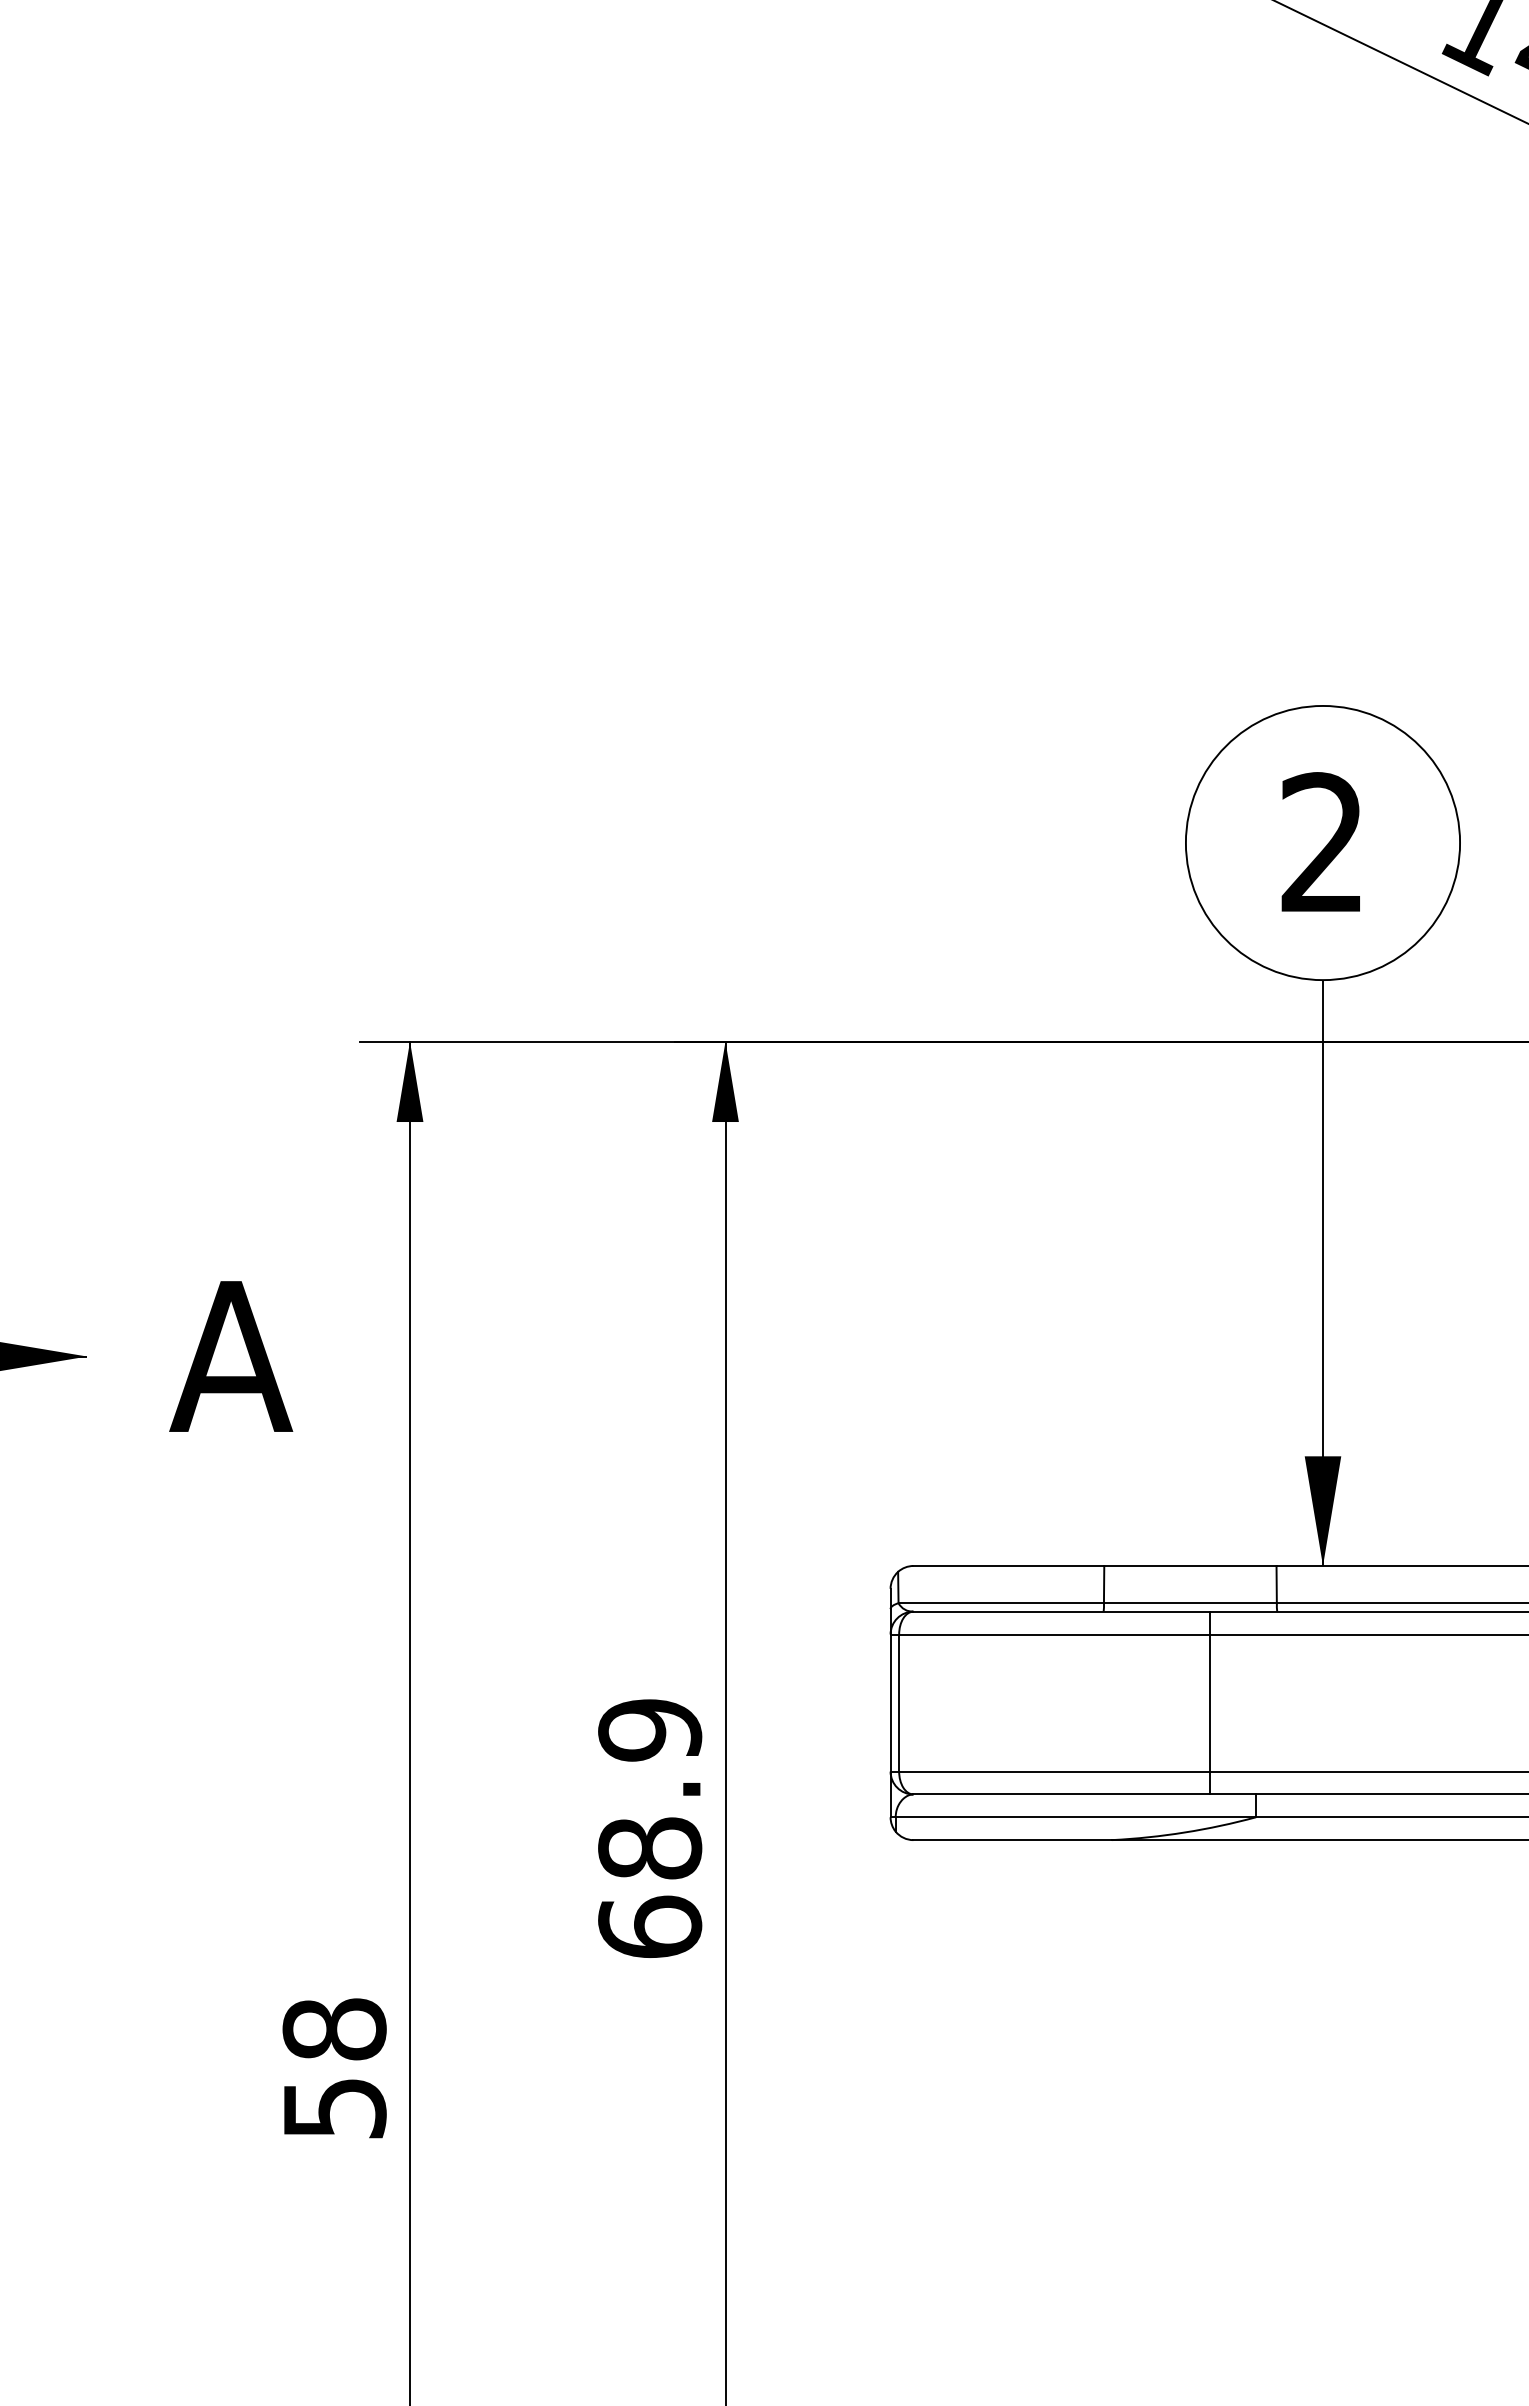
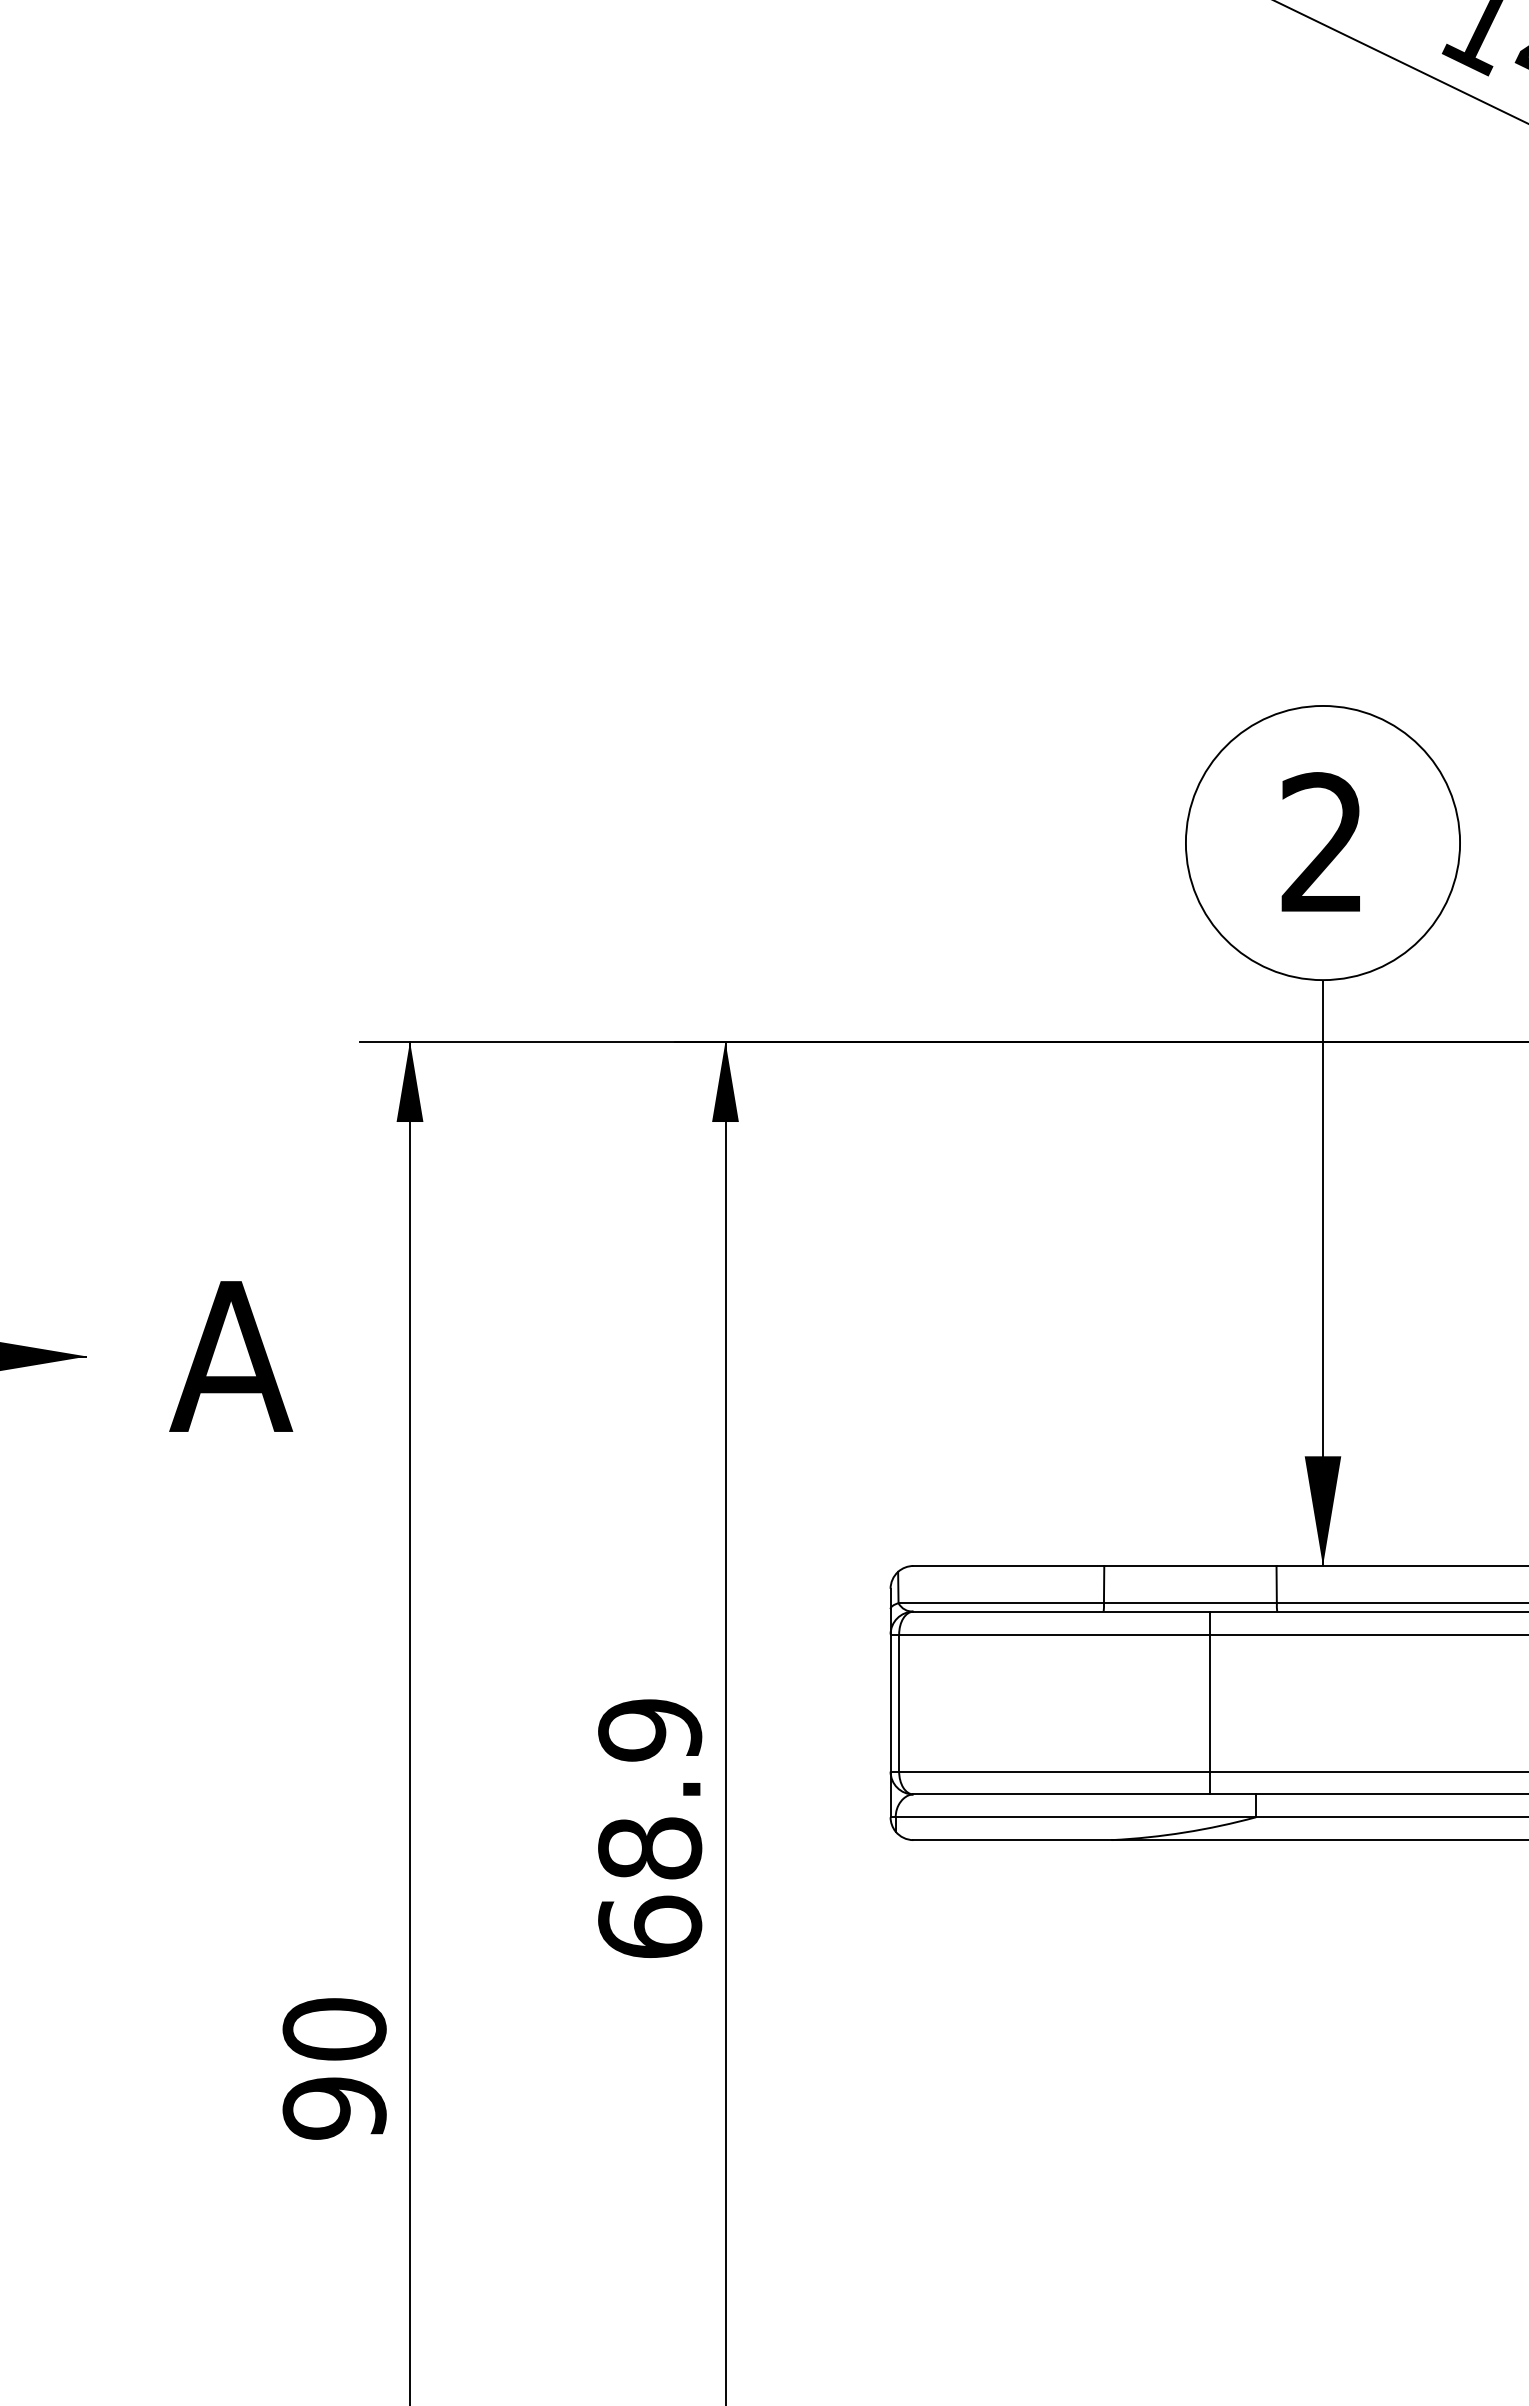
text: 58 -> 90 (334, 2068)
